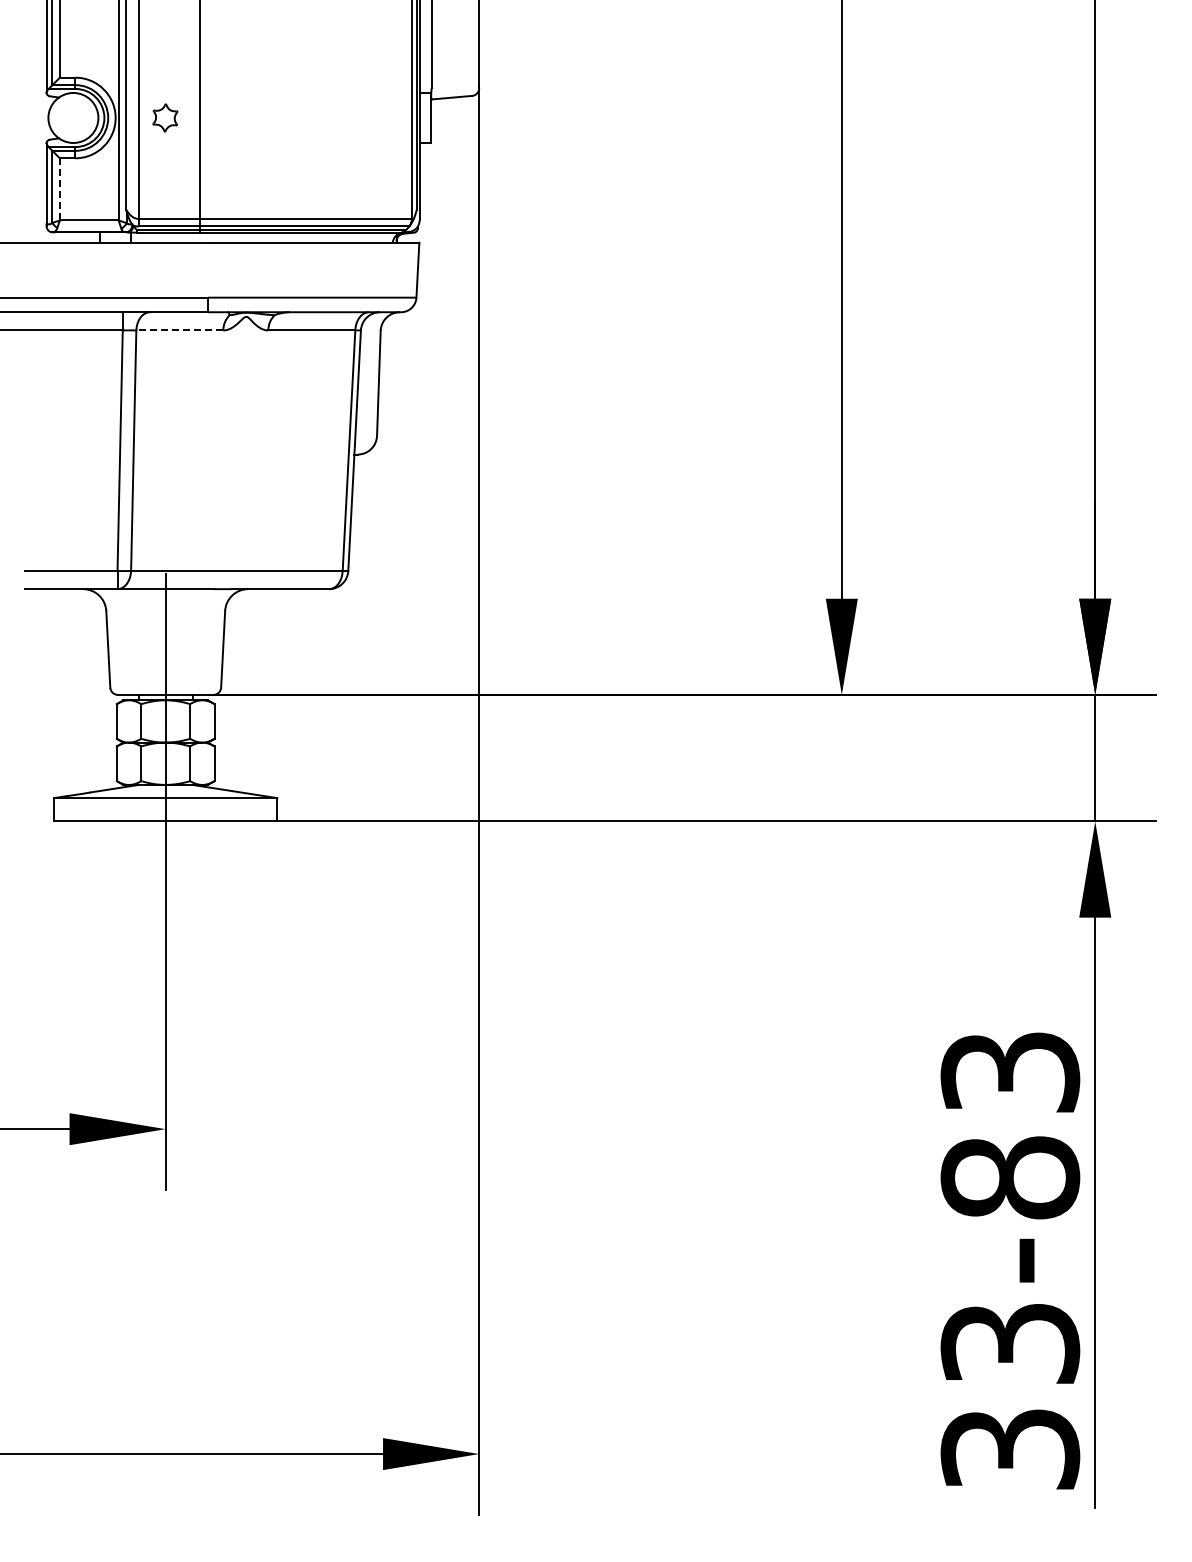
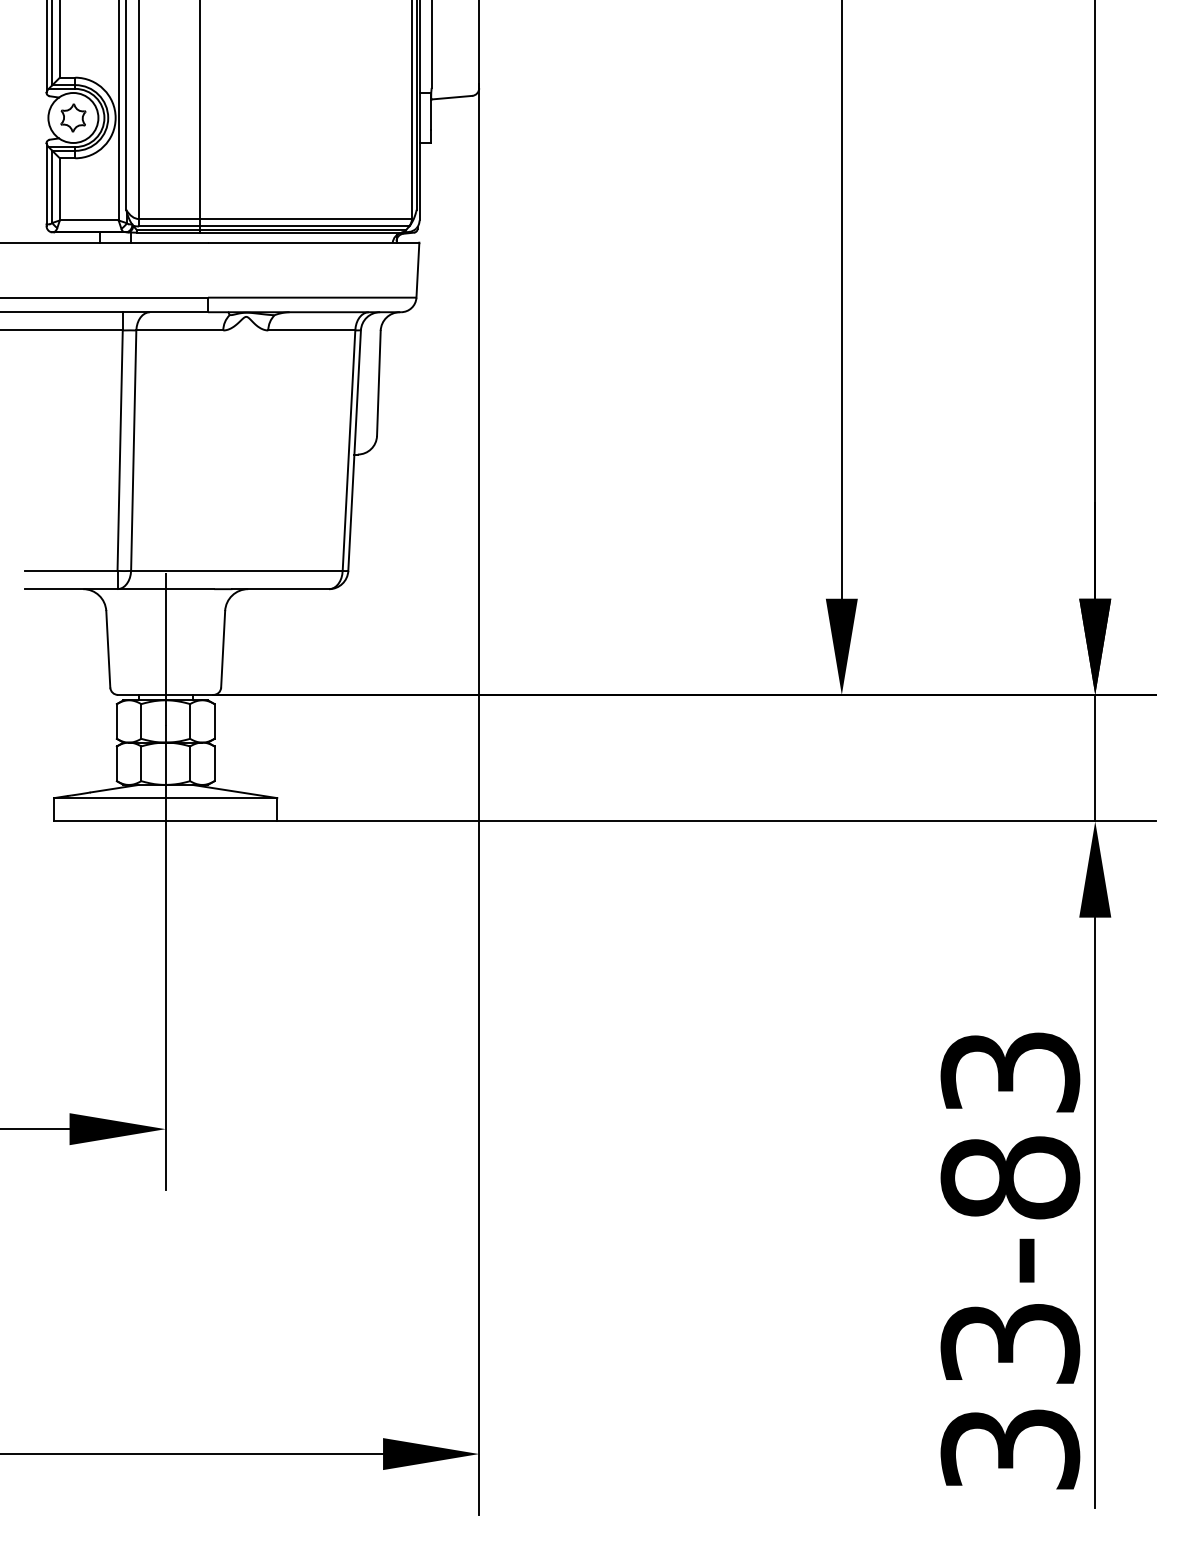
part position: (165, 117) -> (73, 117) (73, 117)
line: dashed -> solid (59, 189)
line: dashed -> solid (179, 330)
